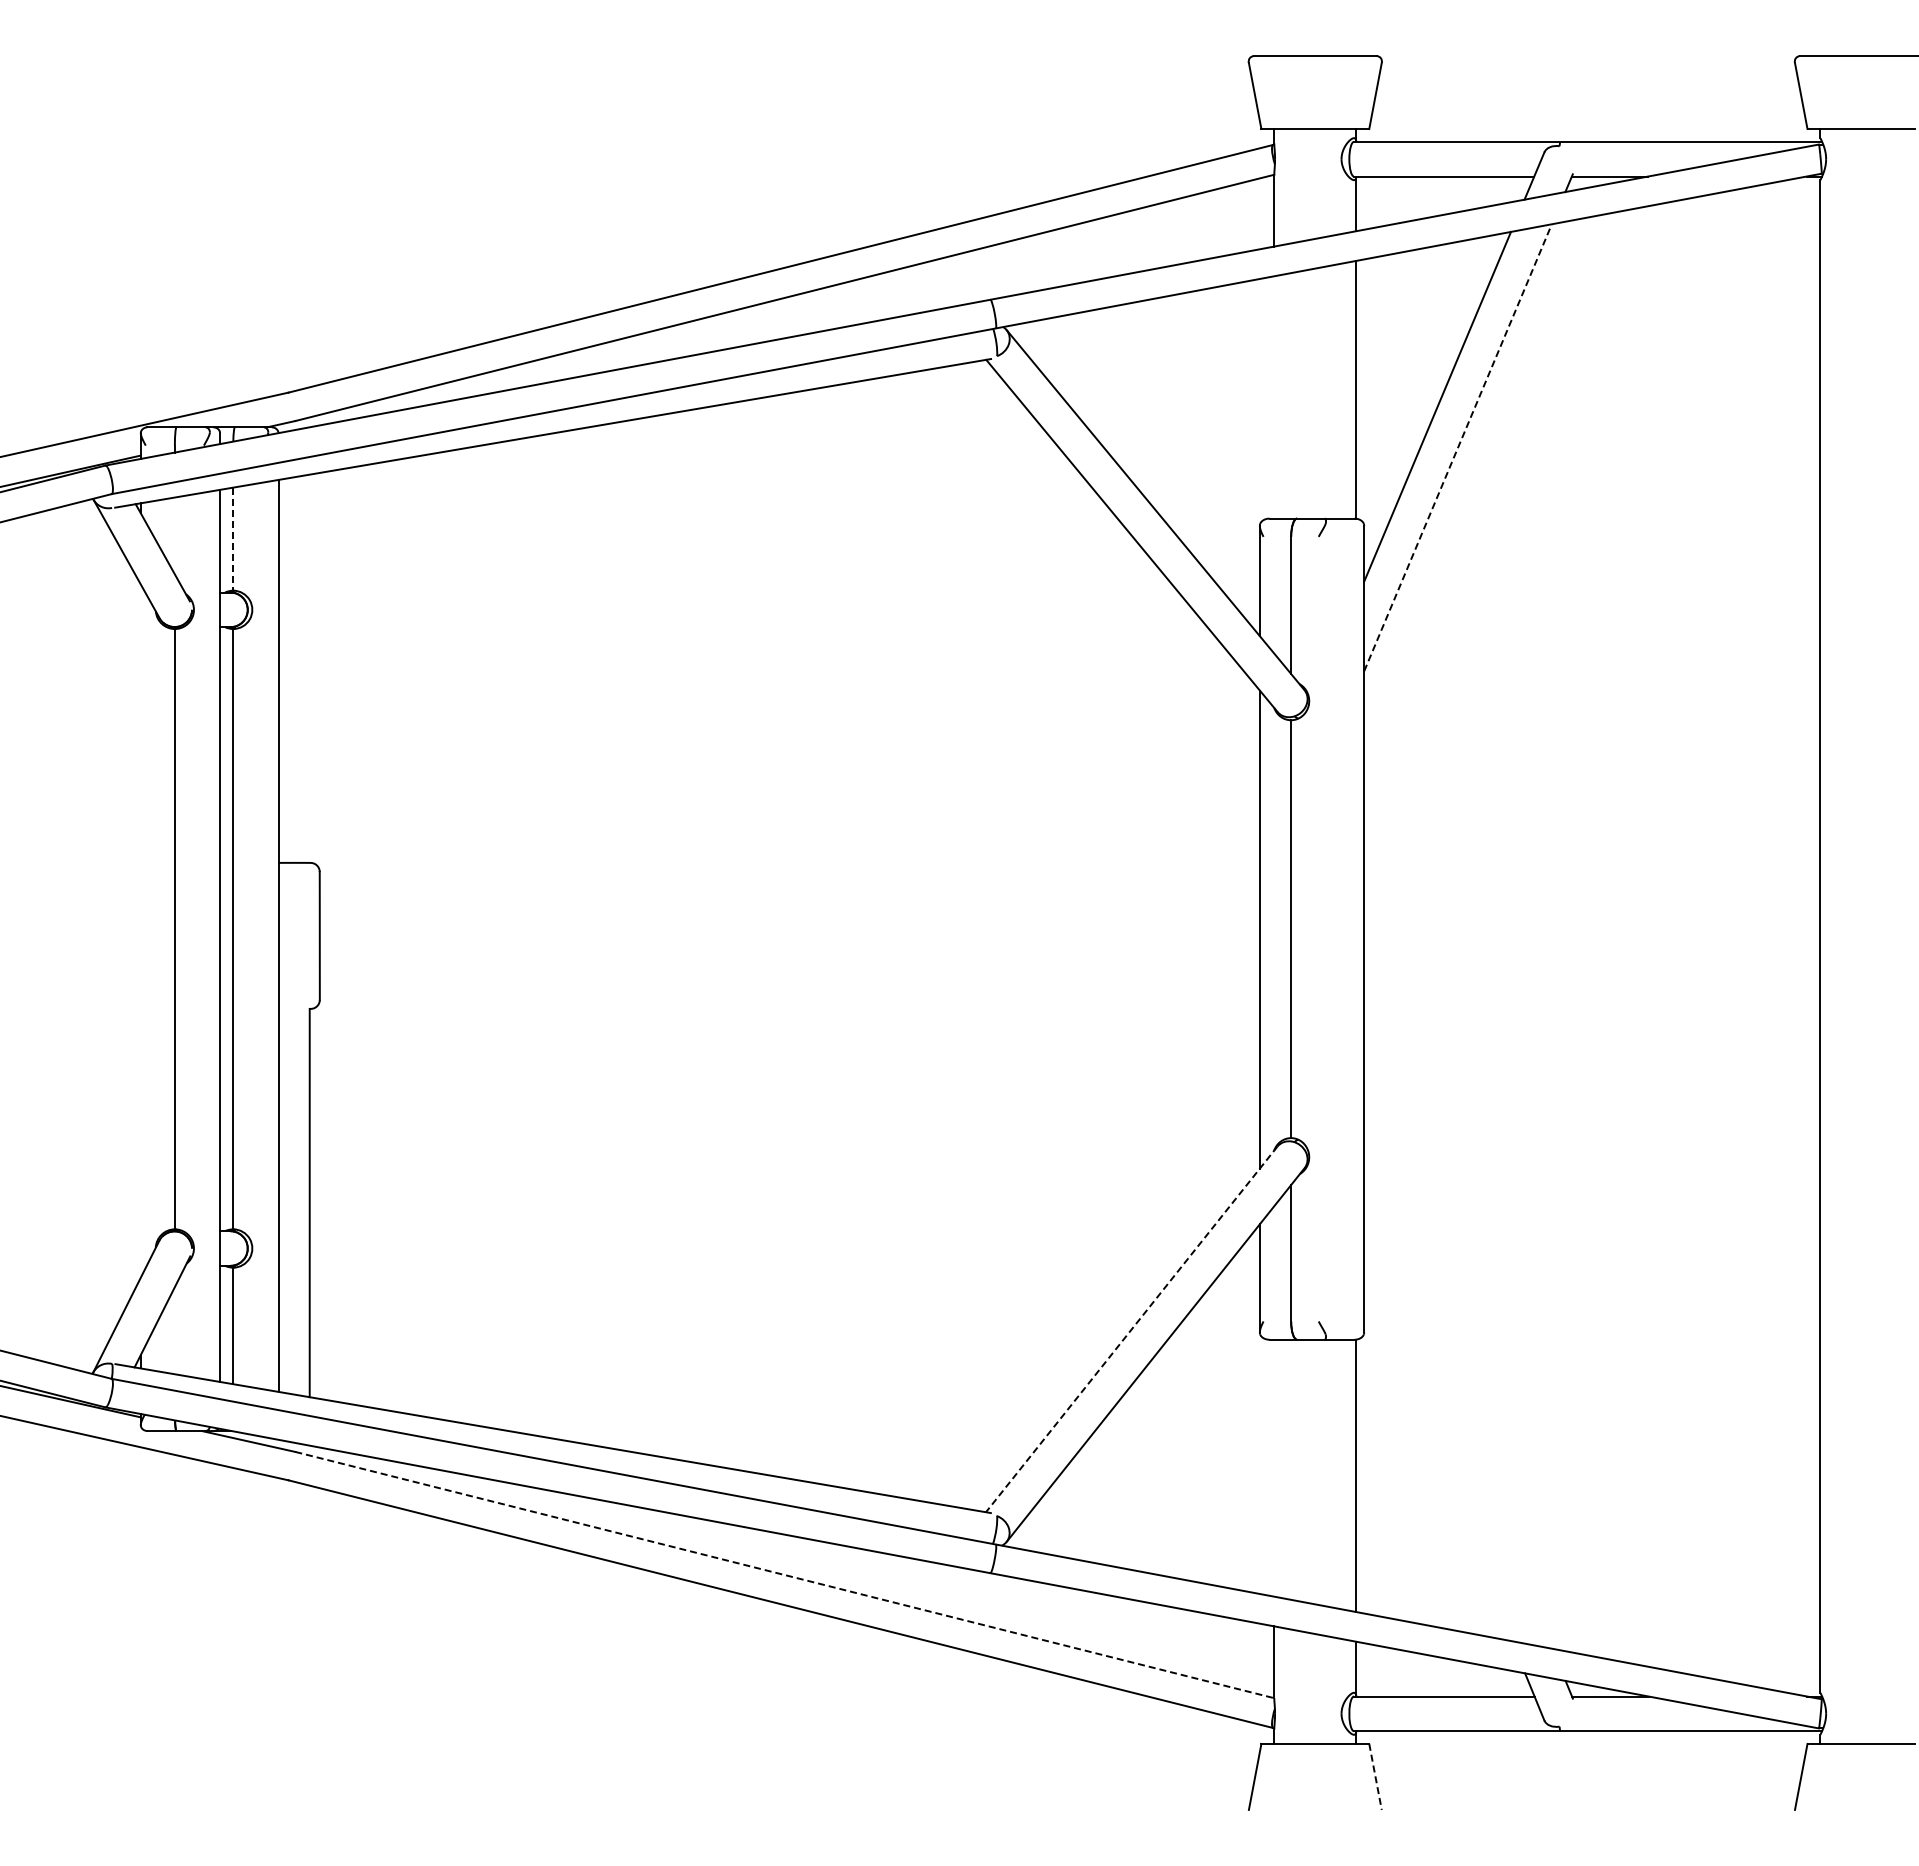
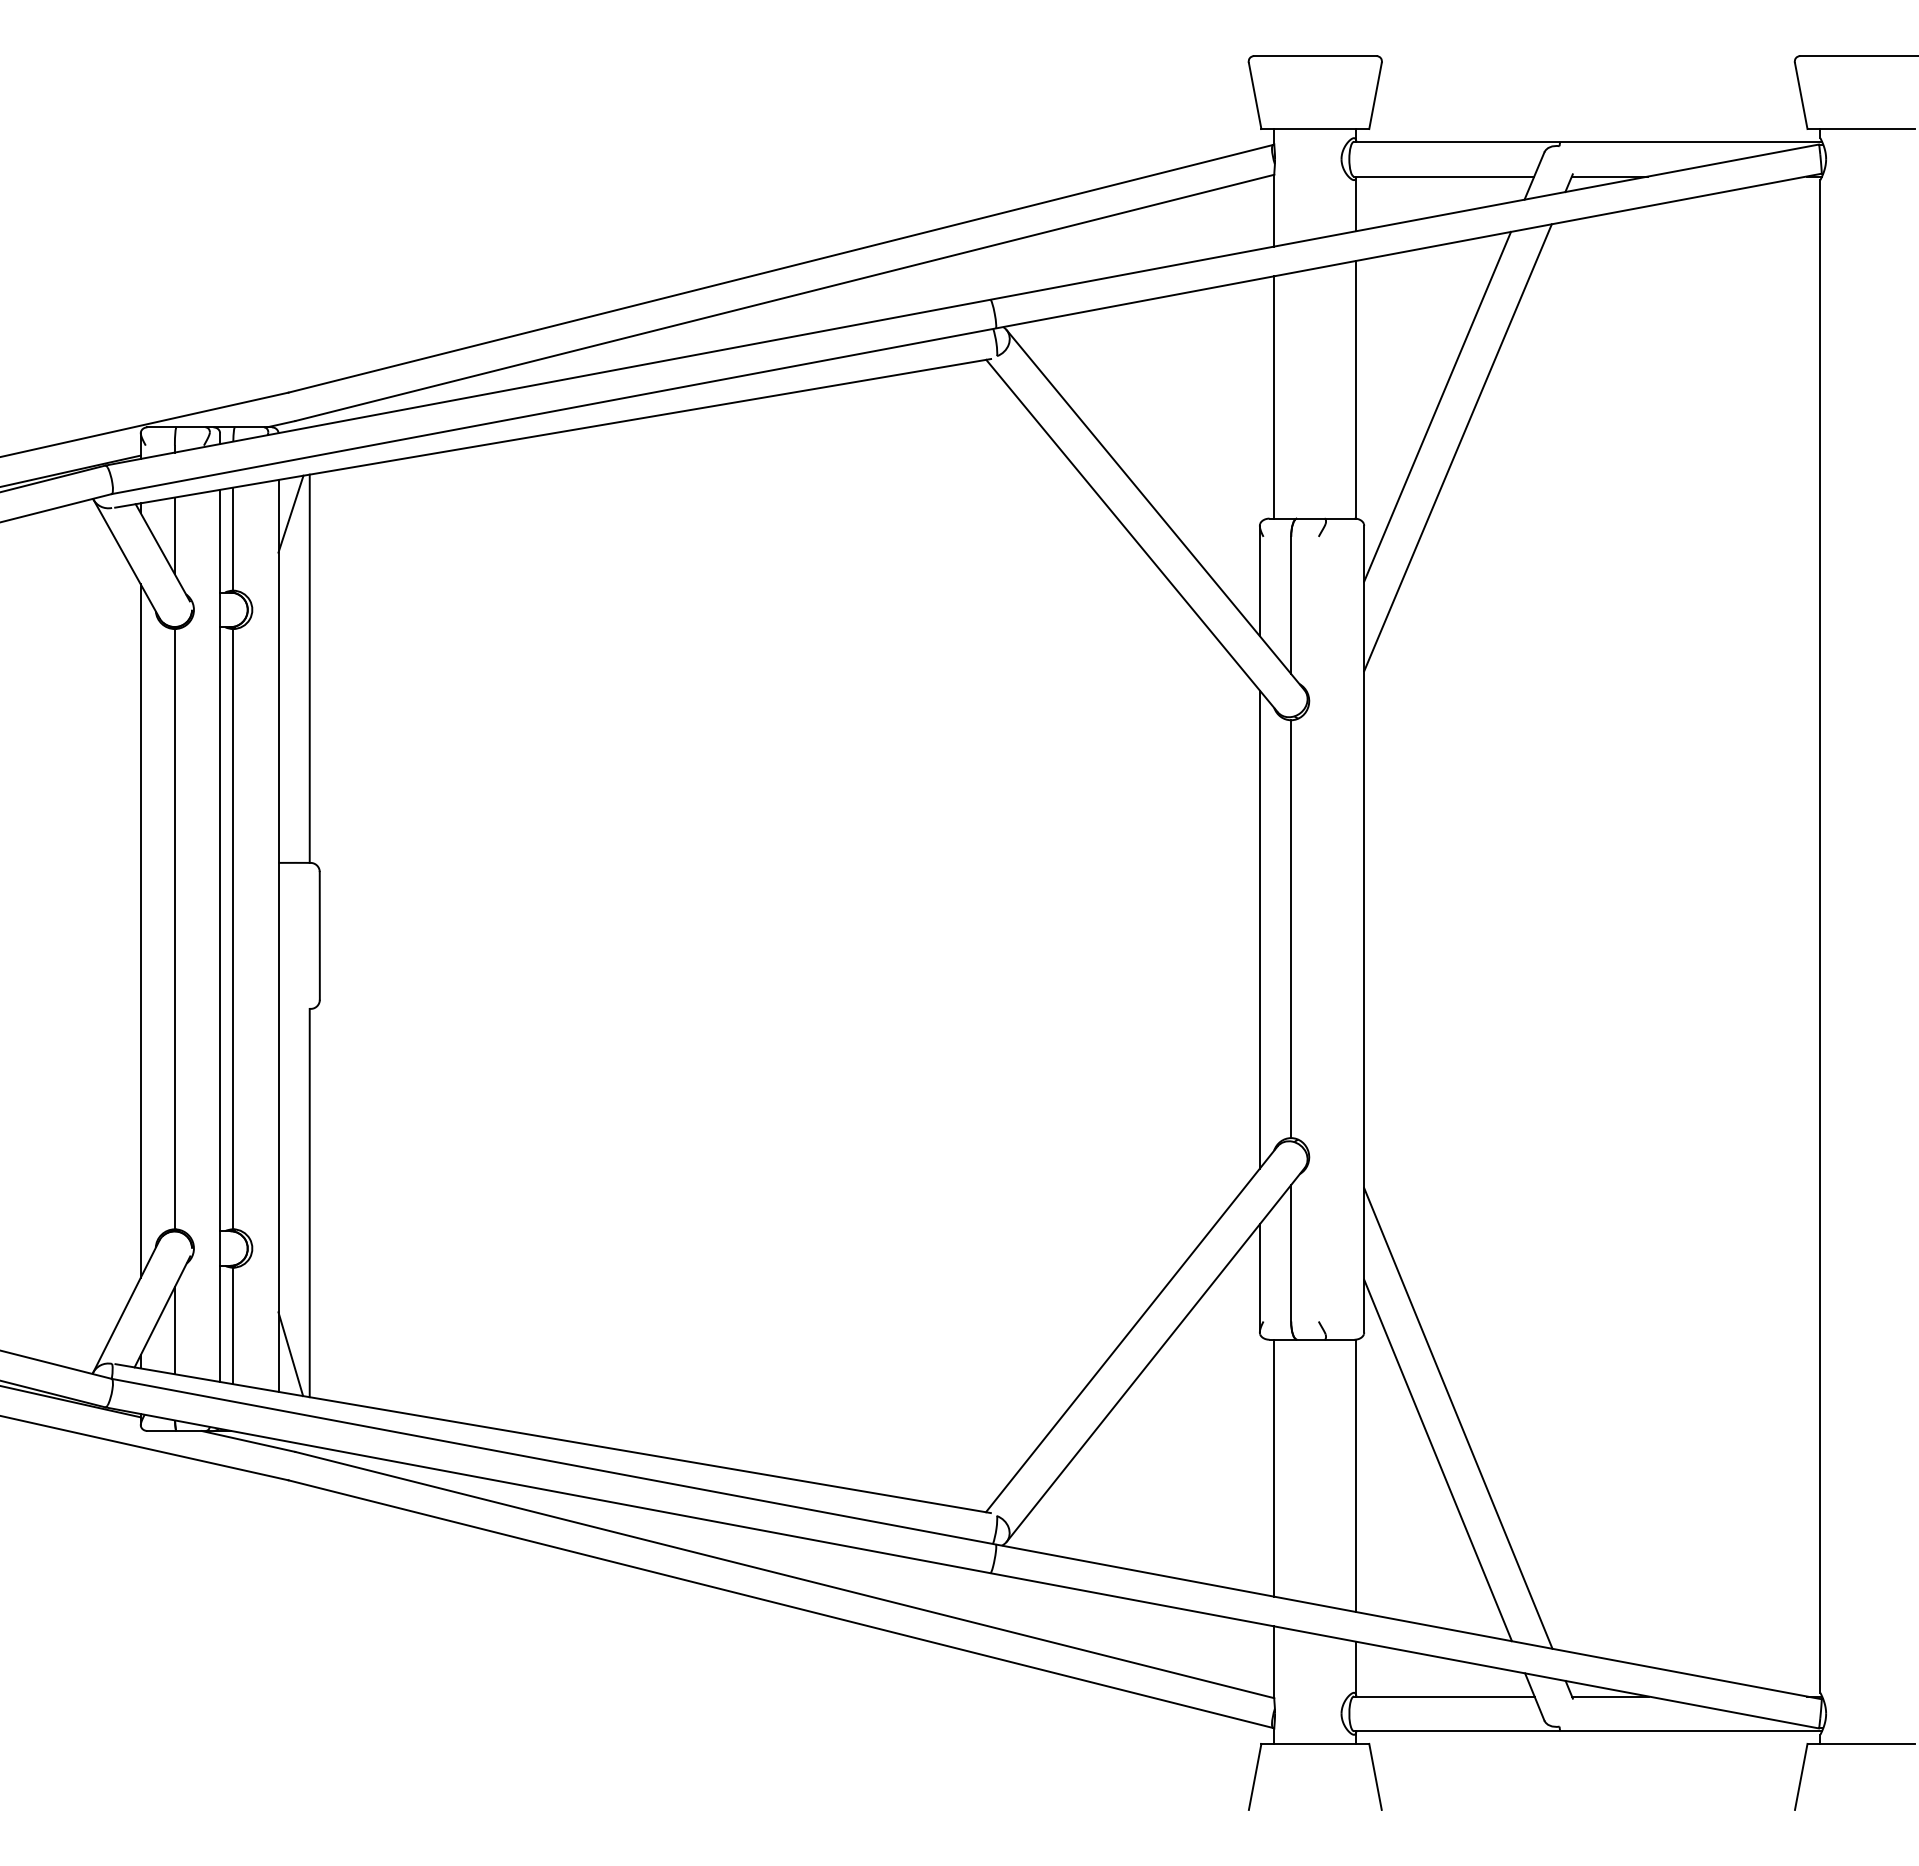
line: none -> present (1274, 397)
line: dashed -> solid (1458, 447)
line: none -> present (290, 513)
line: none -> present (174, 535)
line: dashed -> solid (233, 539)
line: none -> present (309, 668)
line: none -> present (140, 930)
line: dashed -> solid (1131, 1329)
line: none -> present (174, 1330)
line: none -> present (290, 1354)
line: none -> present (1458, 1418)
line: none -> present (1437, 1460)
line: none -> present (1274, 1467)
line: dashed -> solid (784, 1575)
line: dashed -> solid (1375, 1776)
